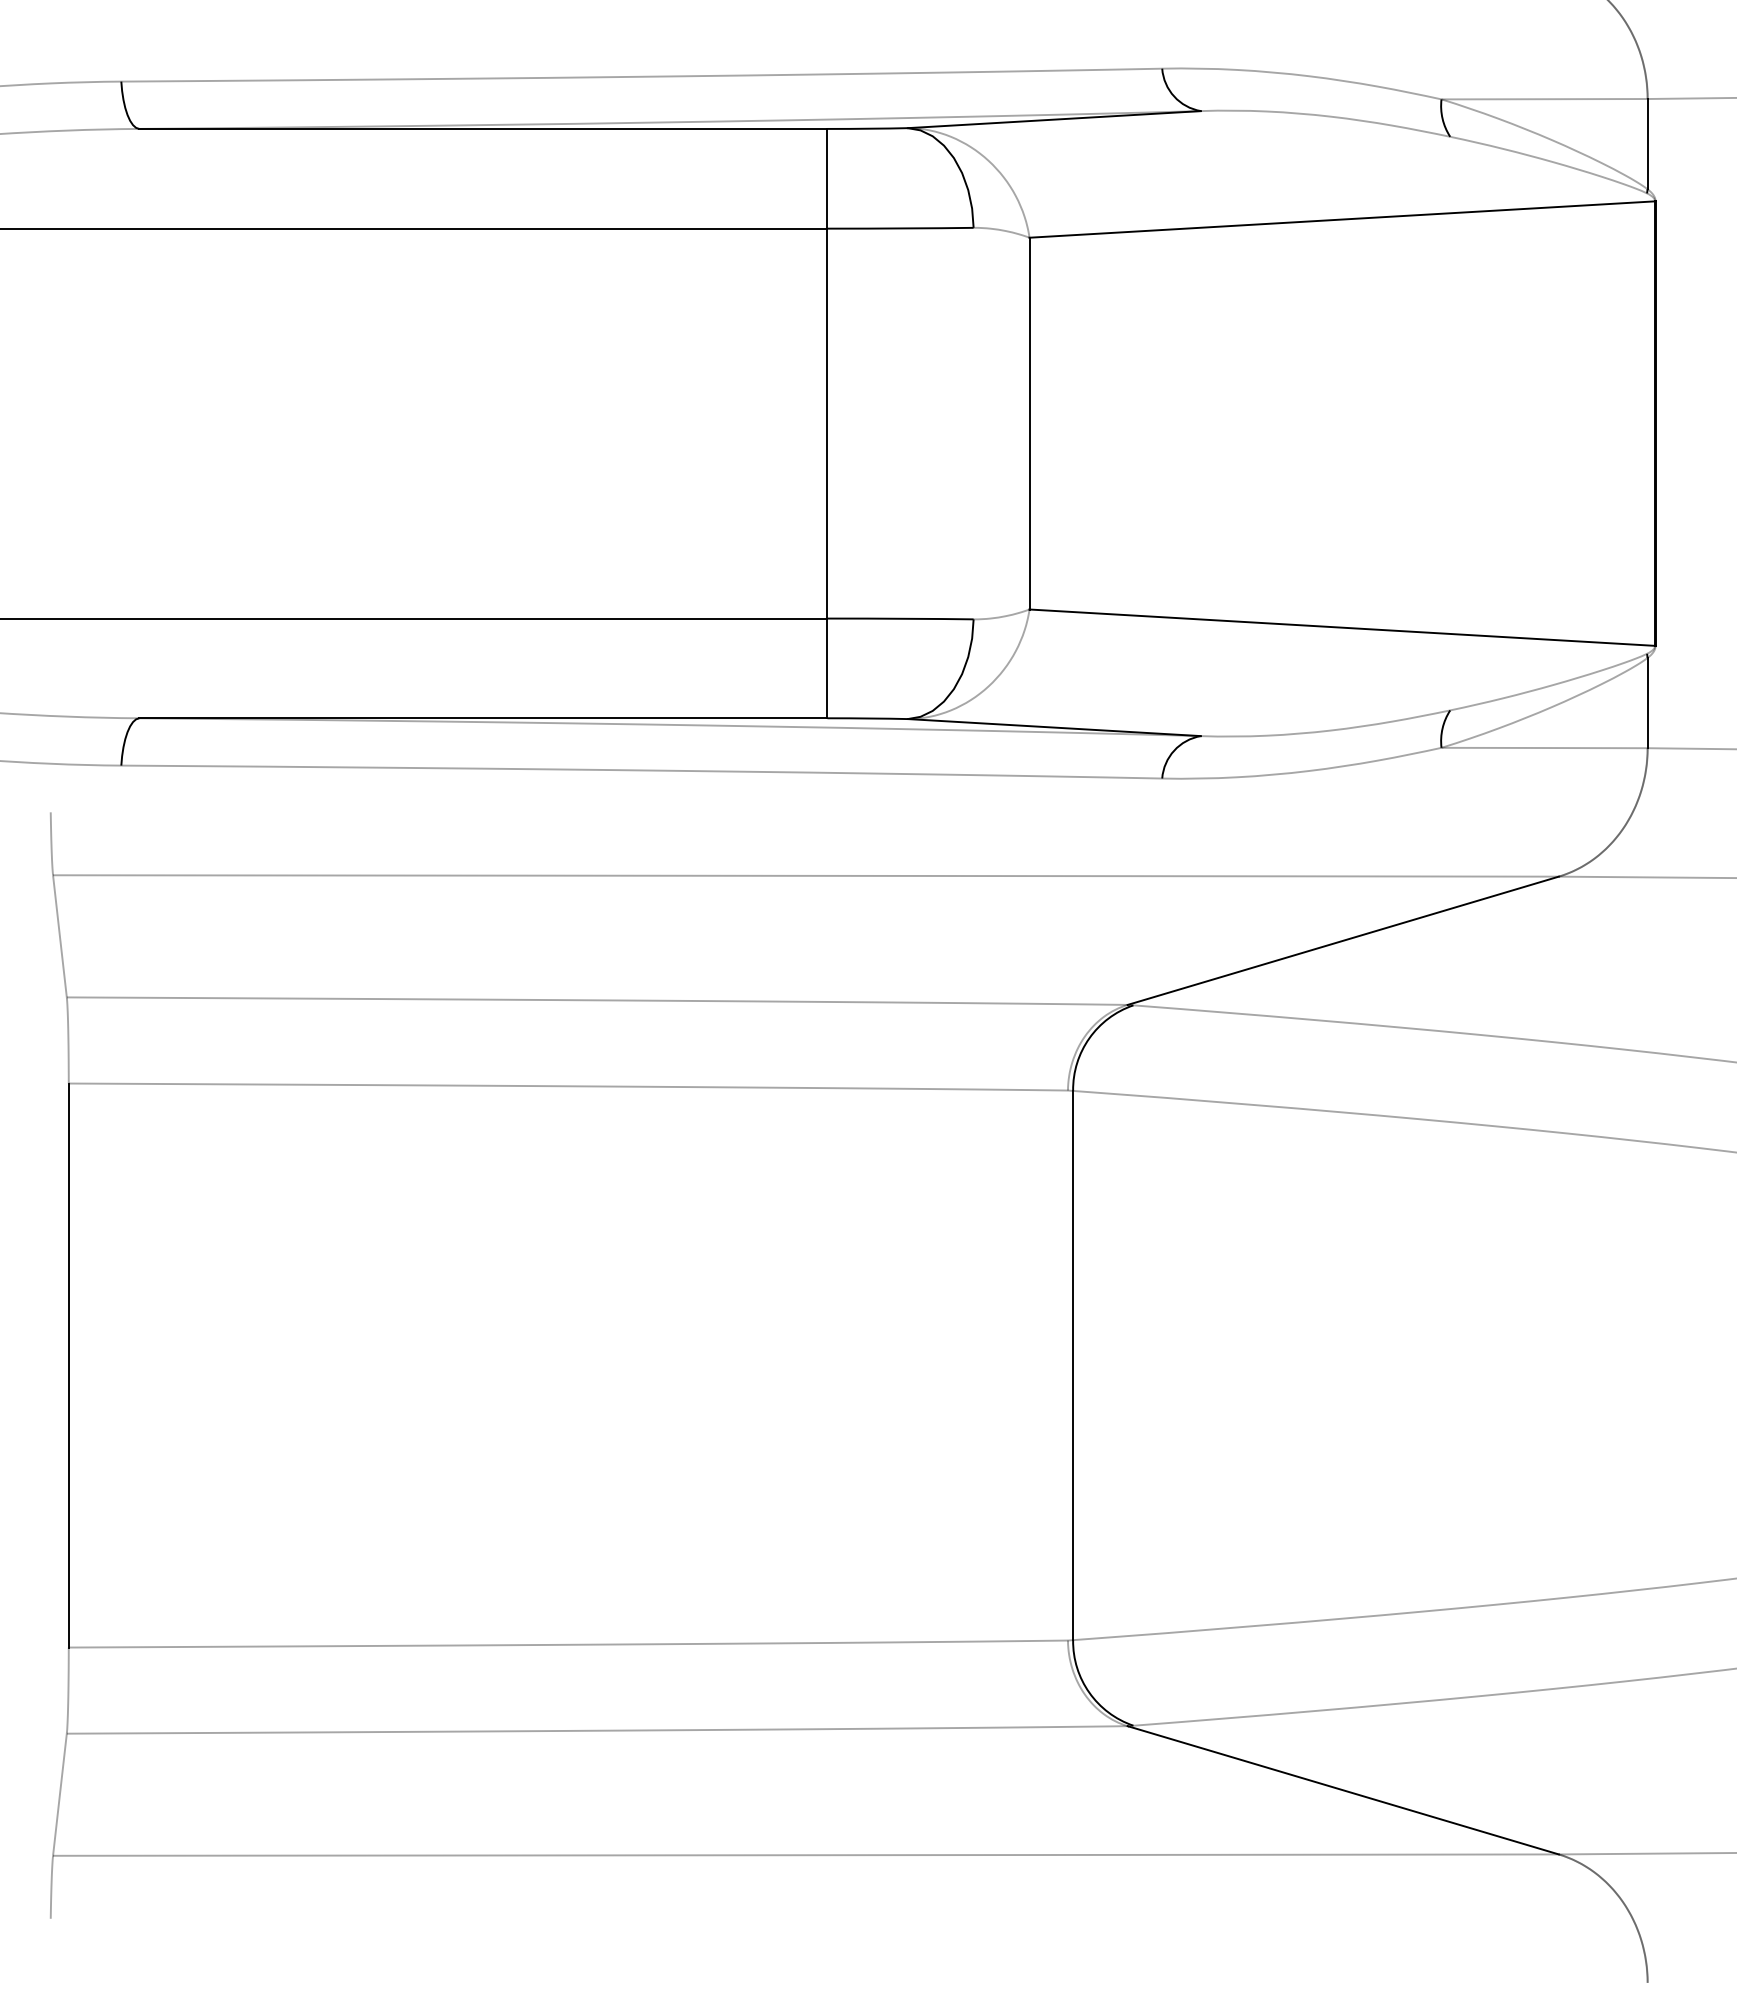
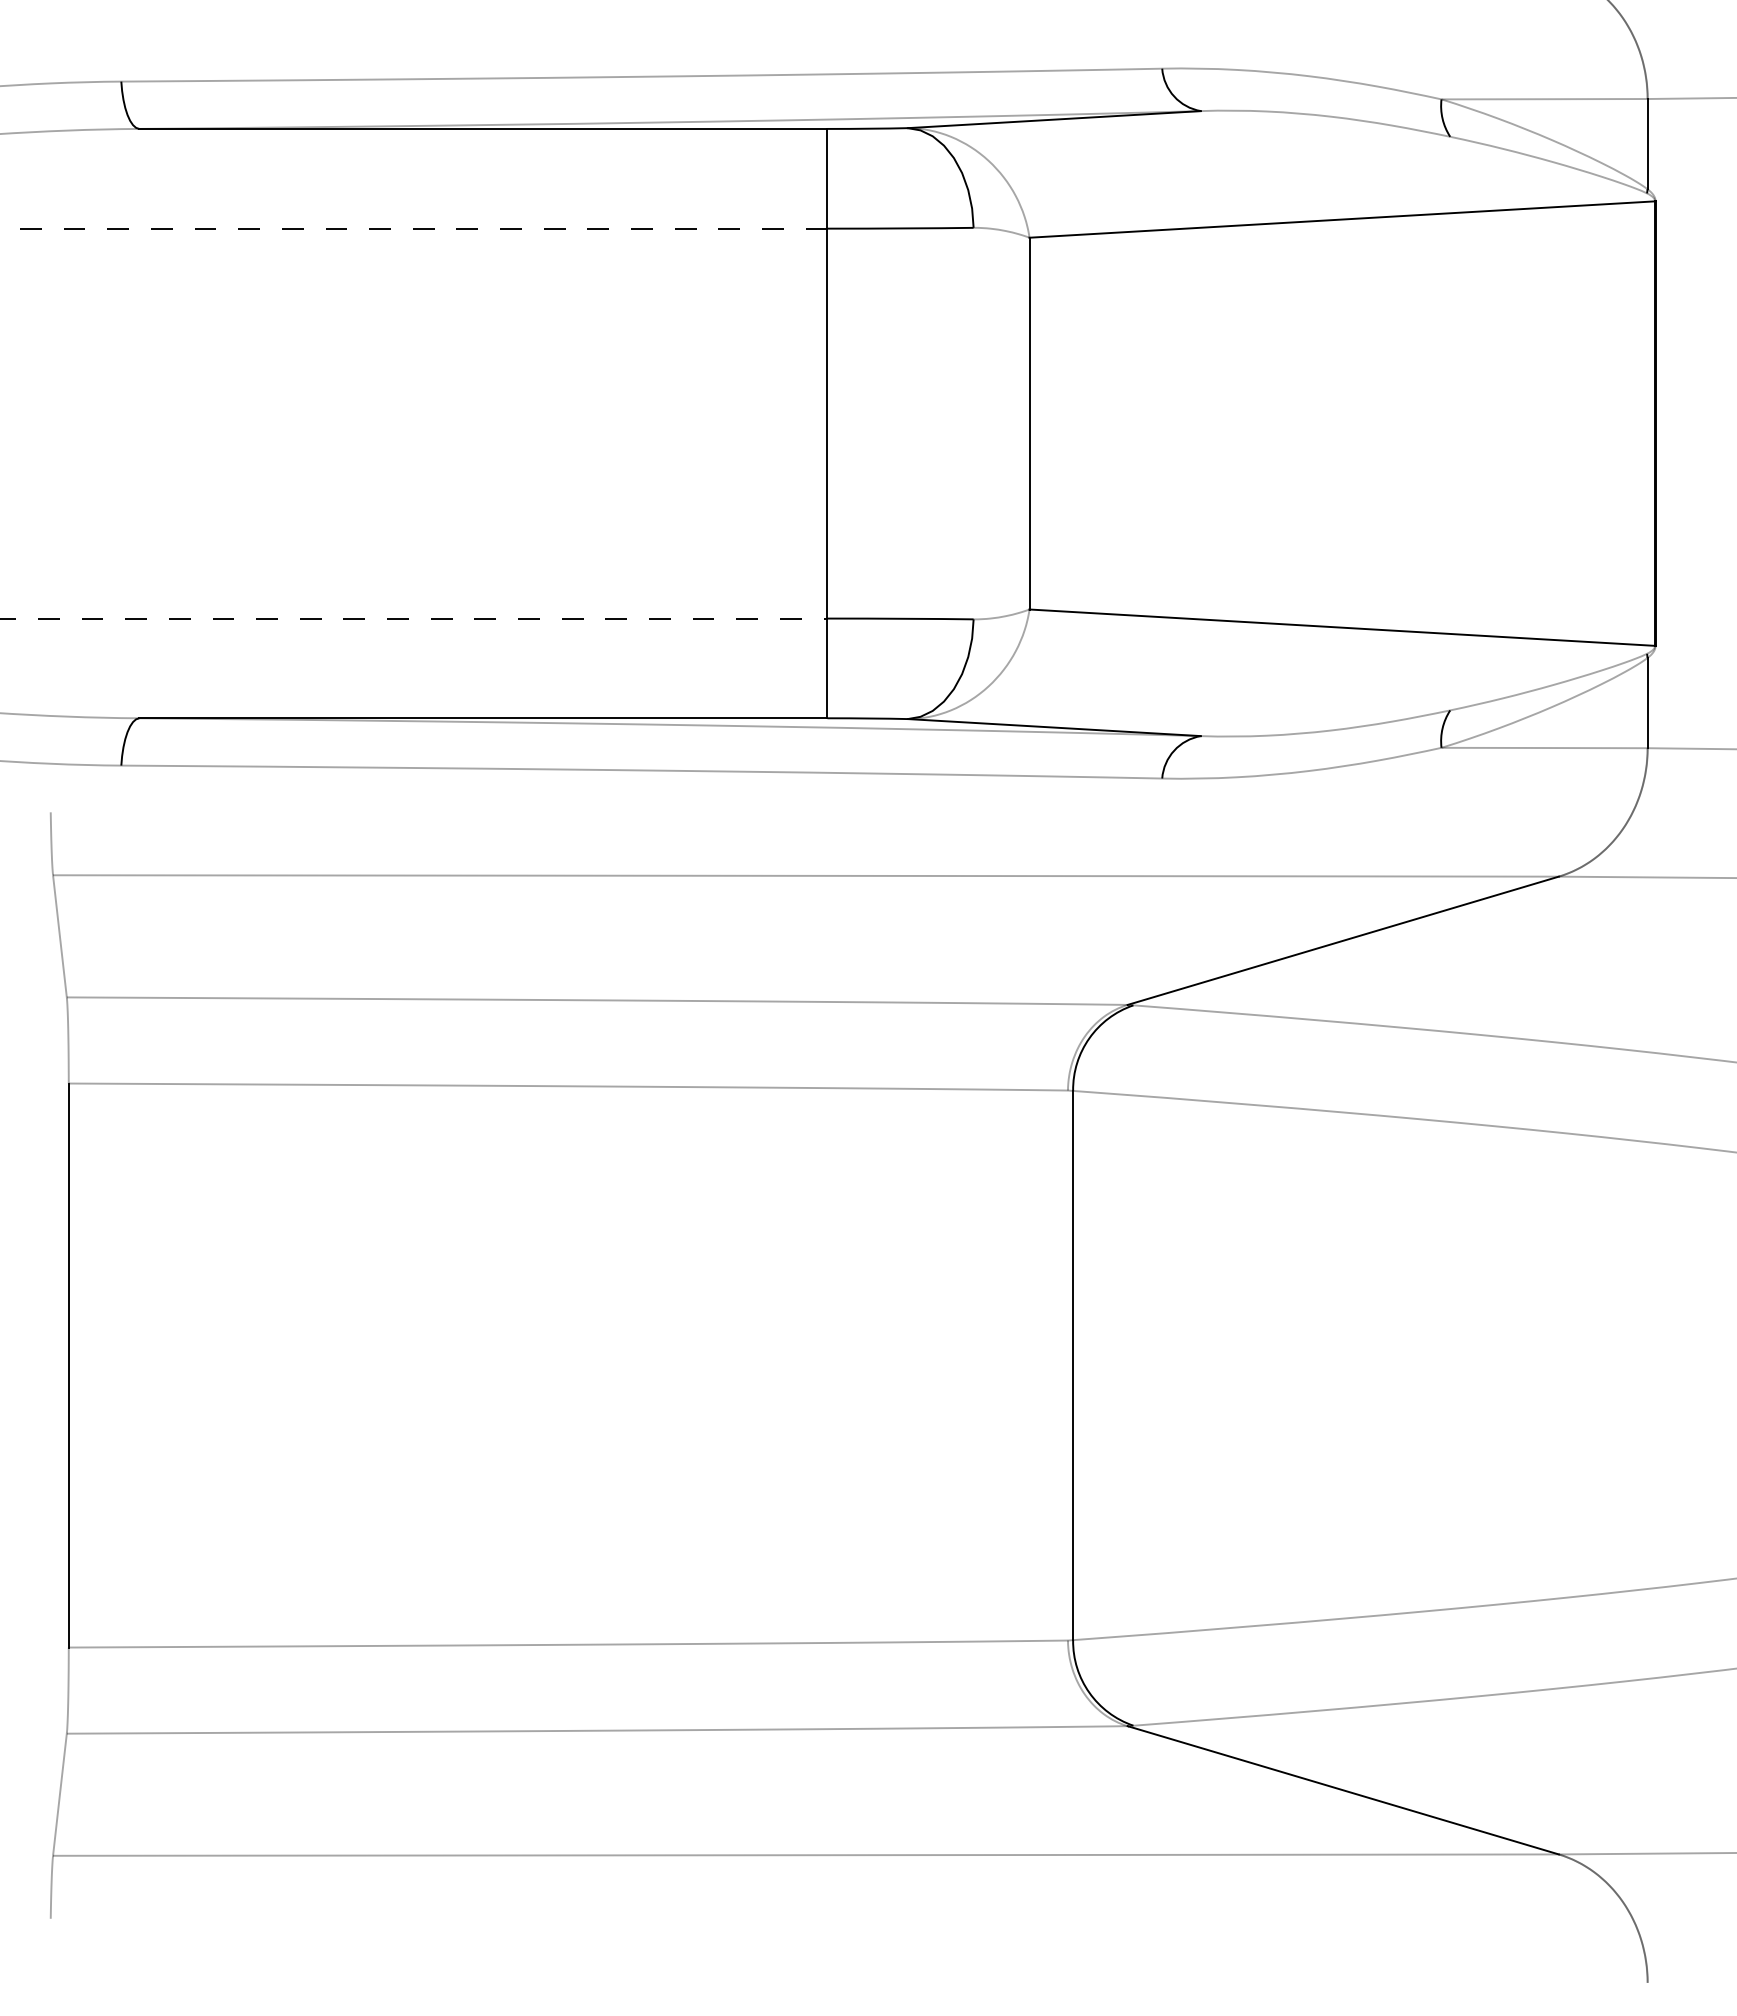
line: solid -> dashed (413, 228)
line: solid -> dashed (414, 618)
